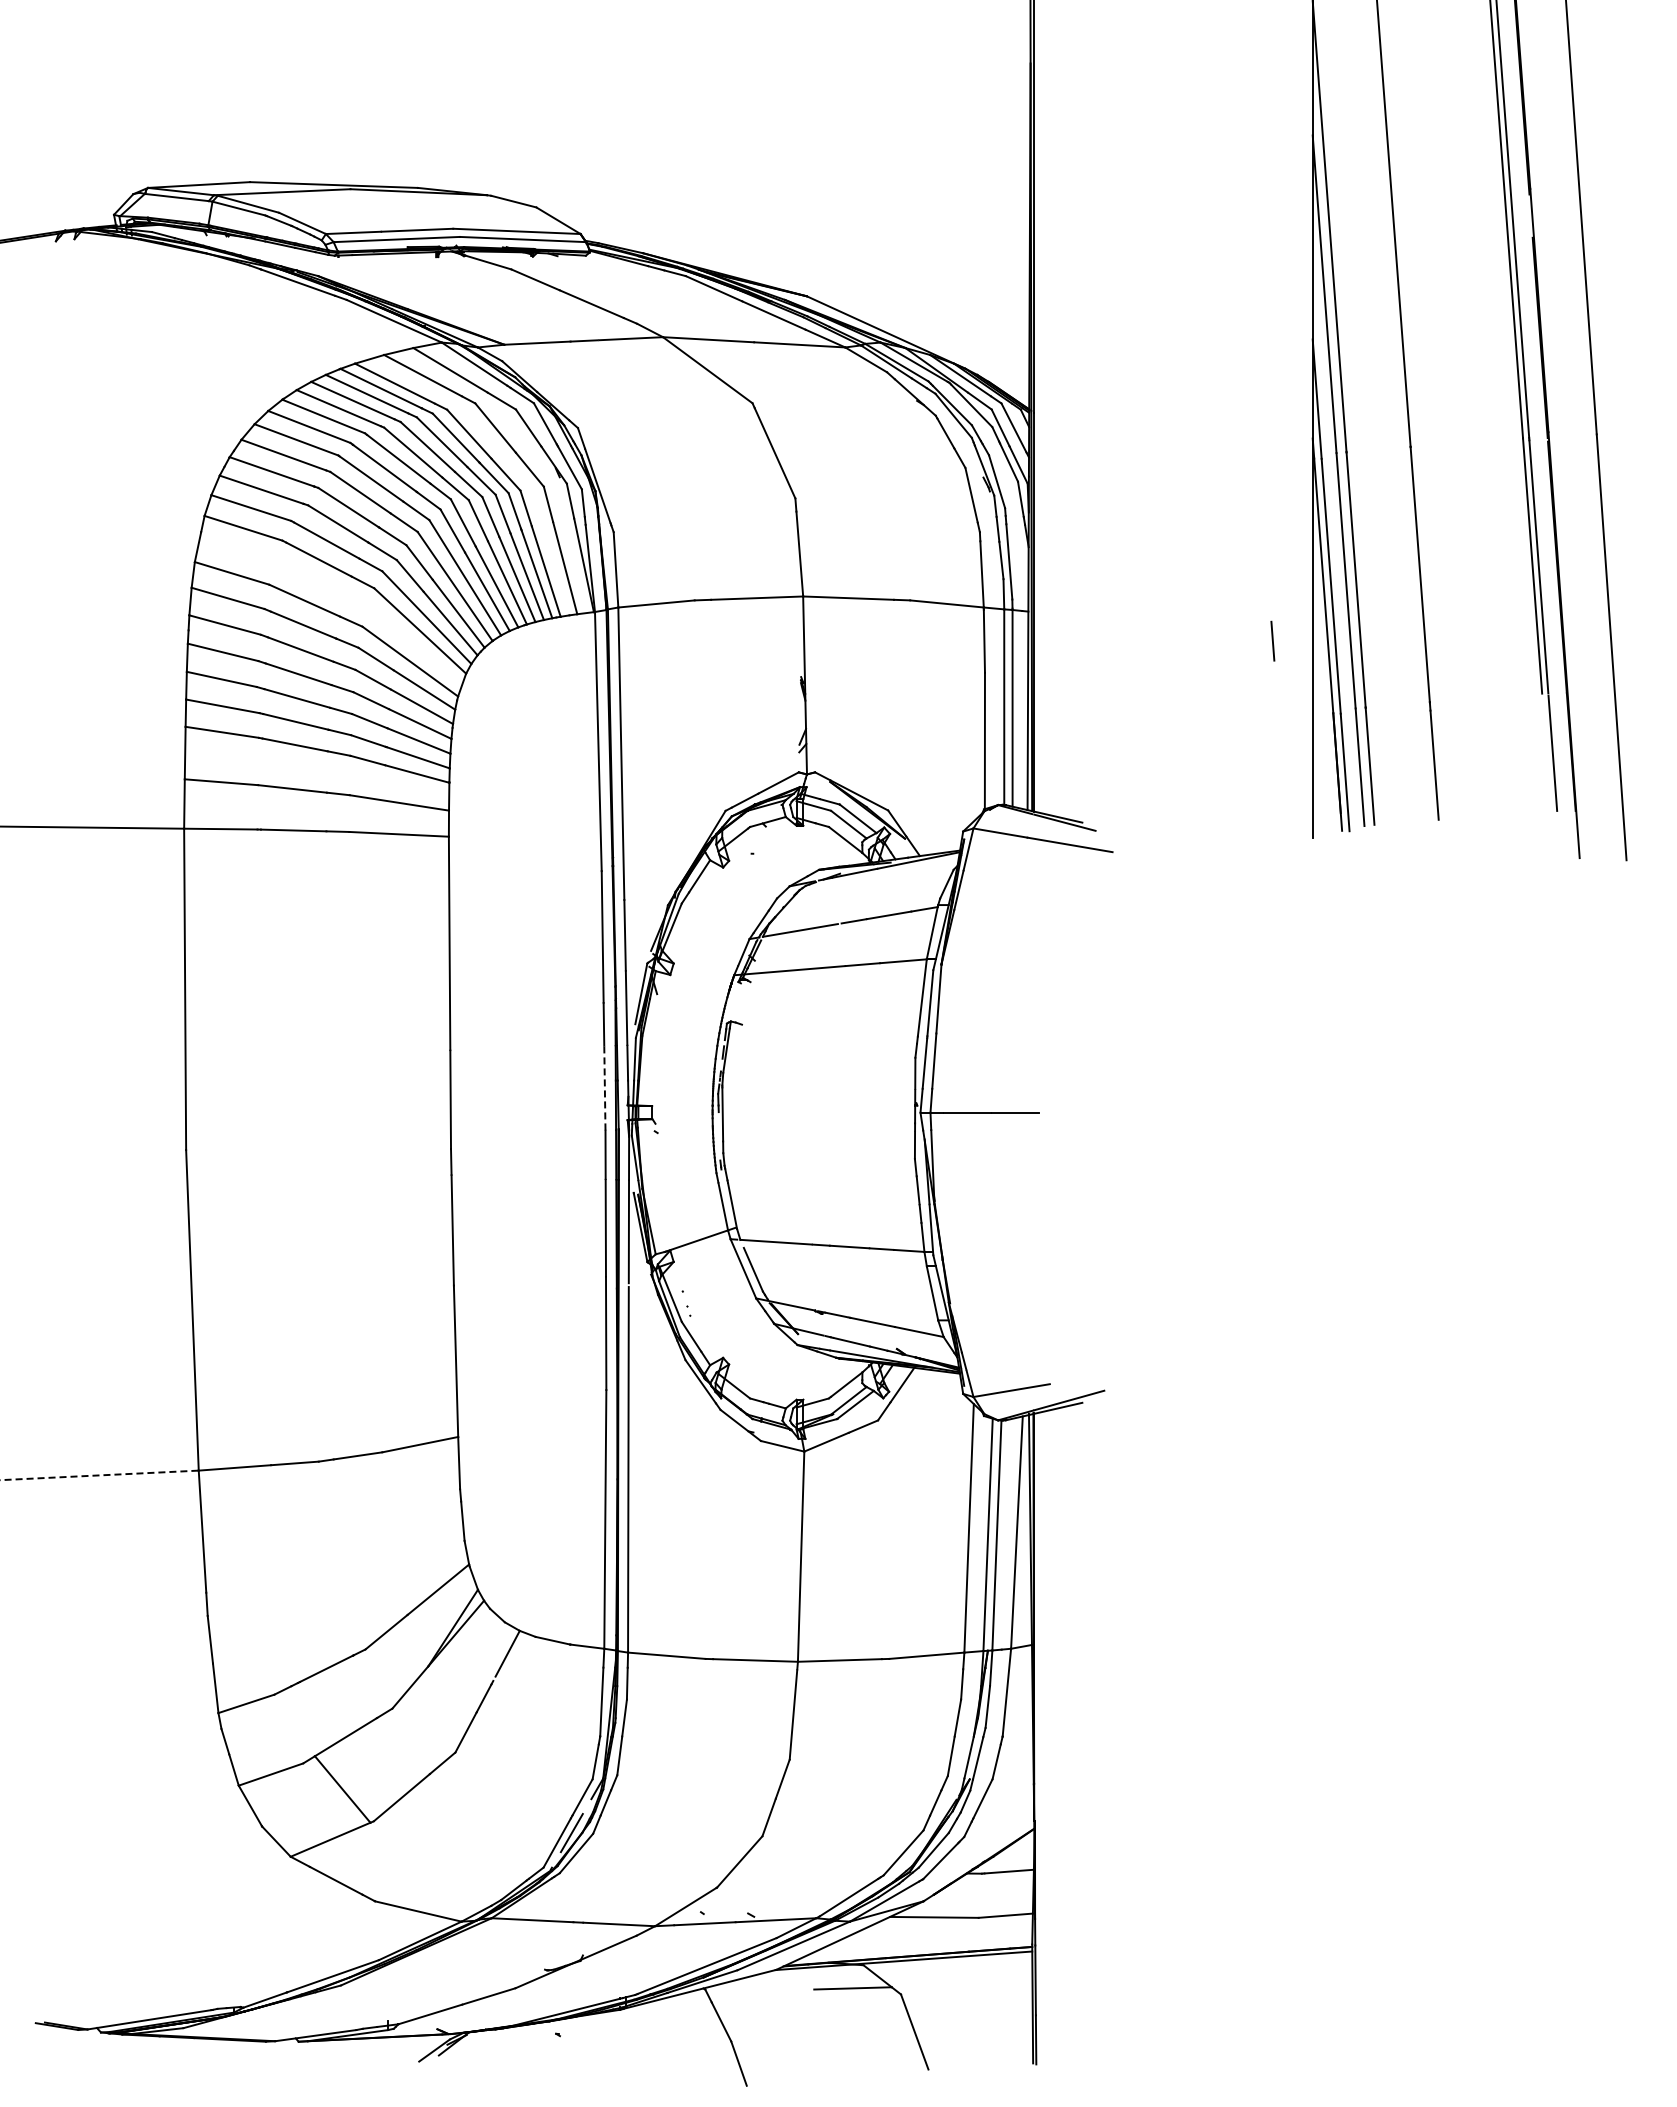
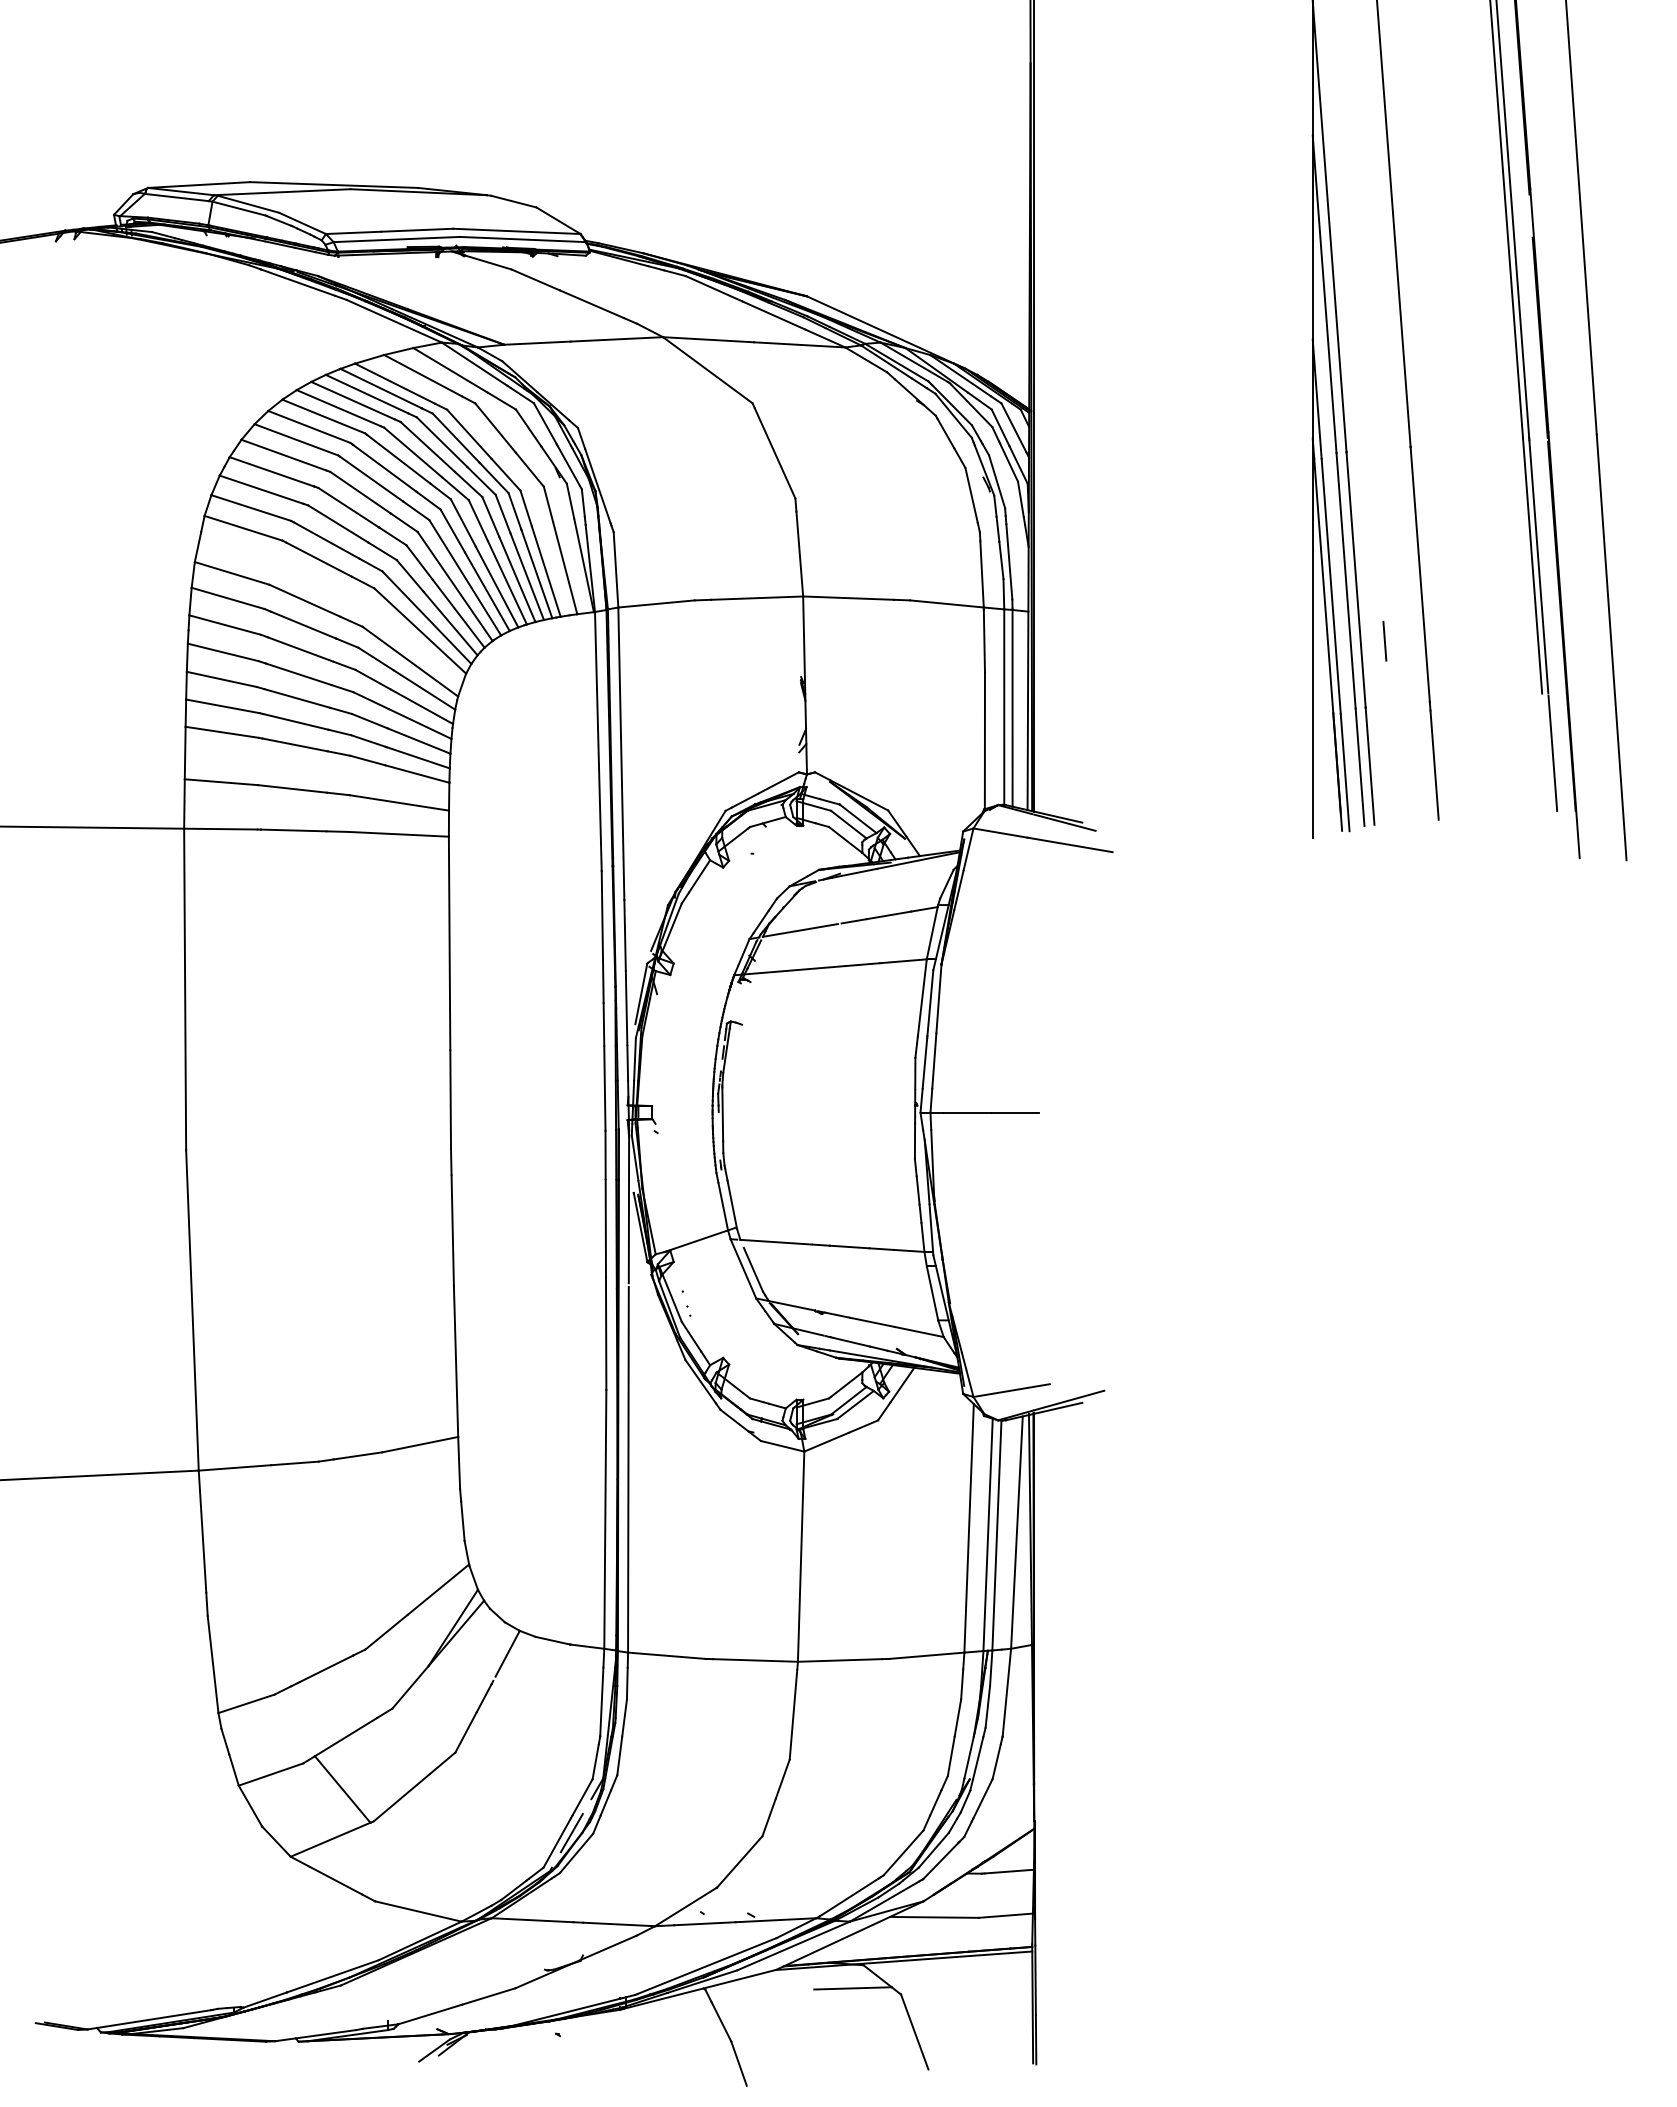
line position: (1272, 640) -> (1384, 640) (1384, 640)
line: dashed -> solid (604, 1089)
line: dashed -> solid (100, 1475)
